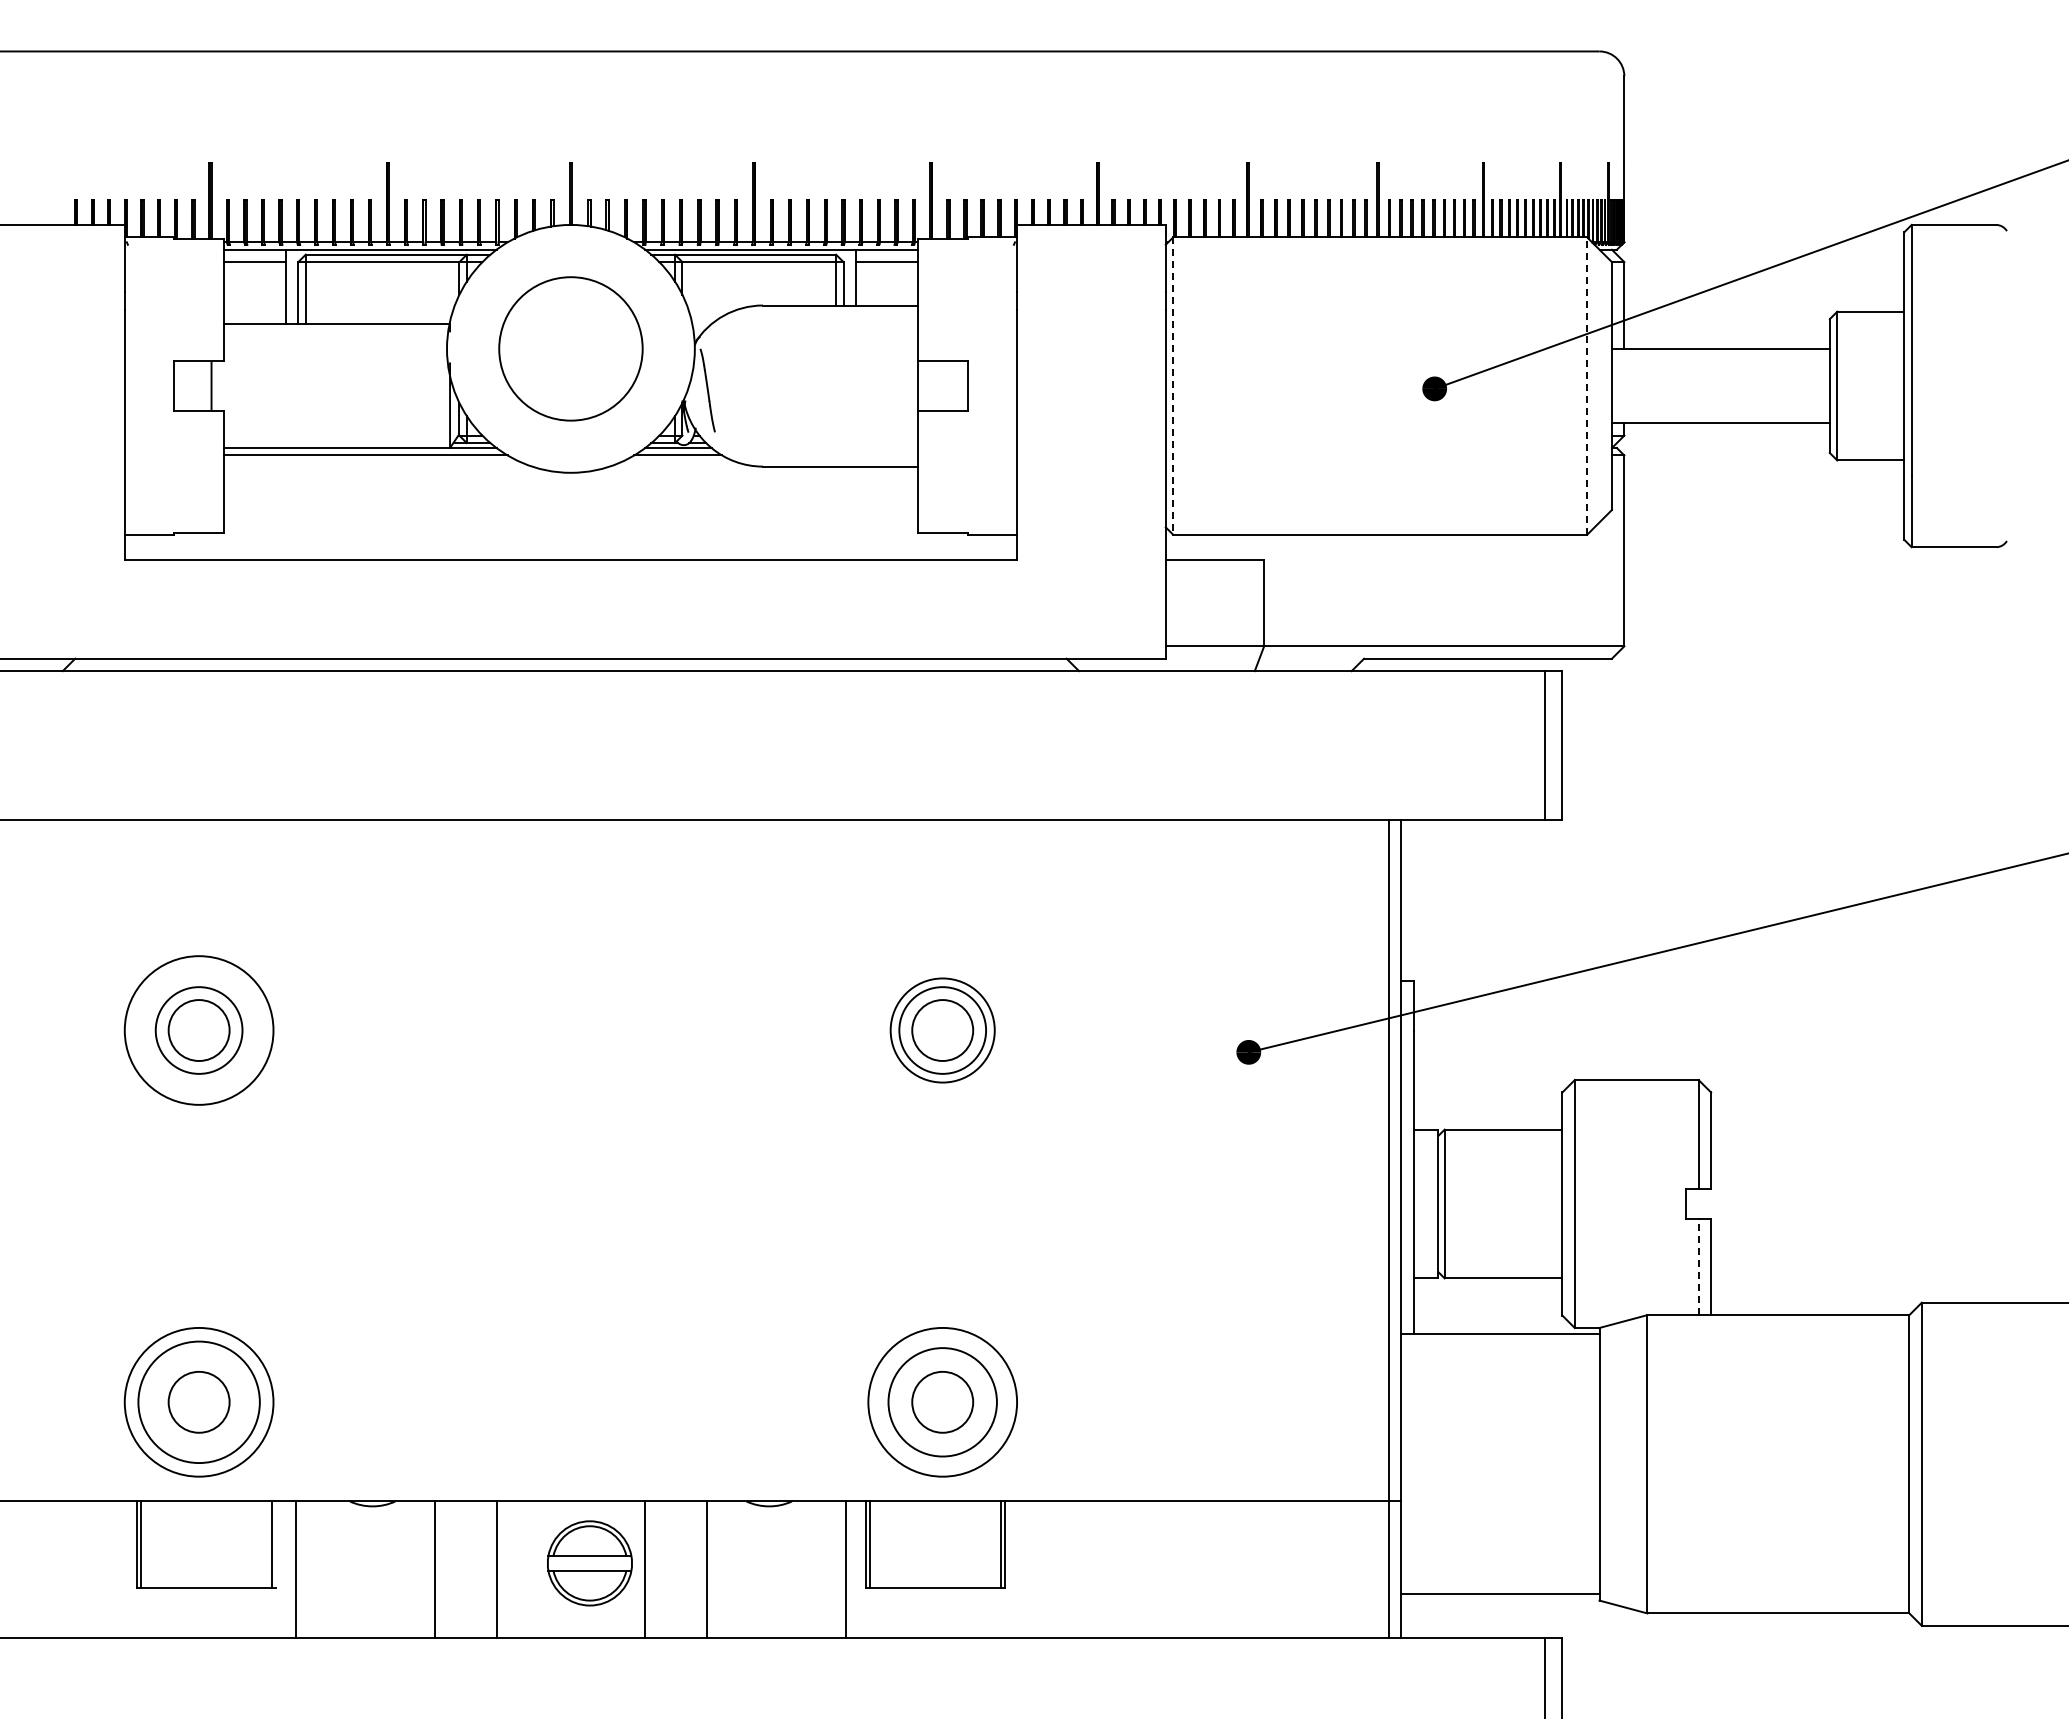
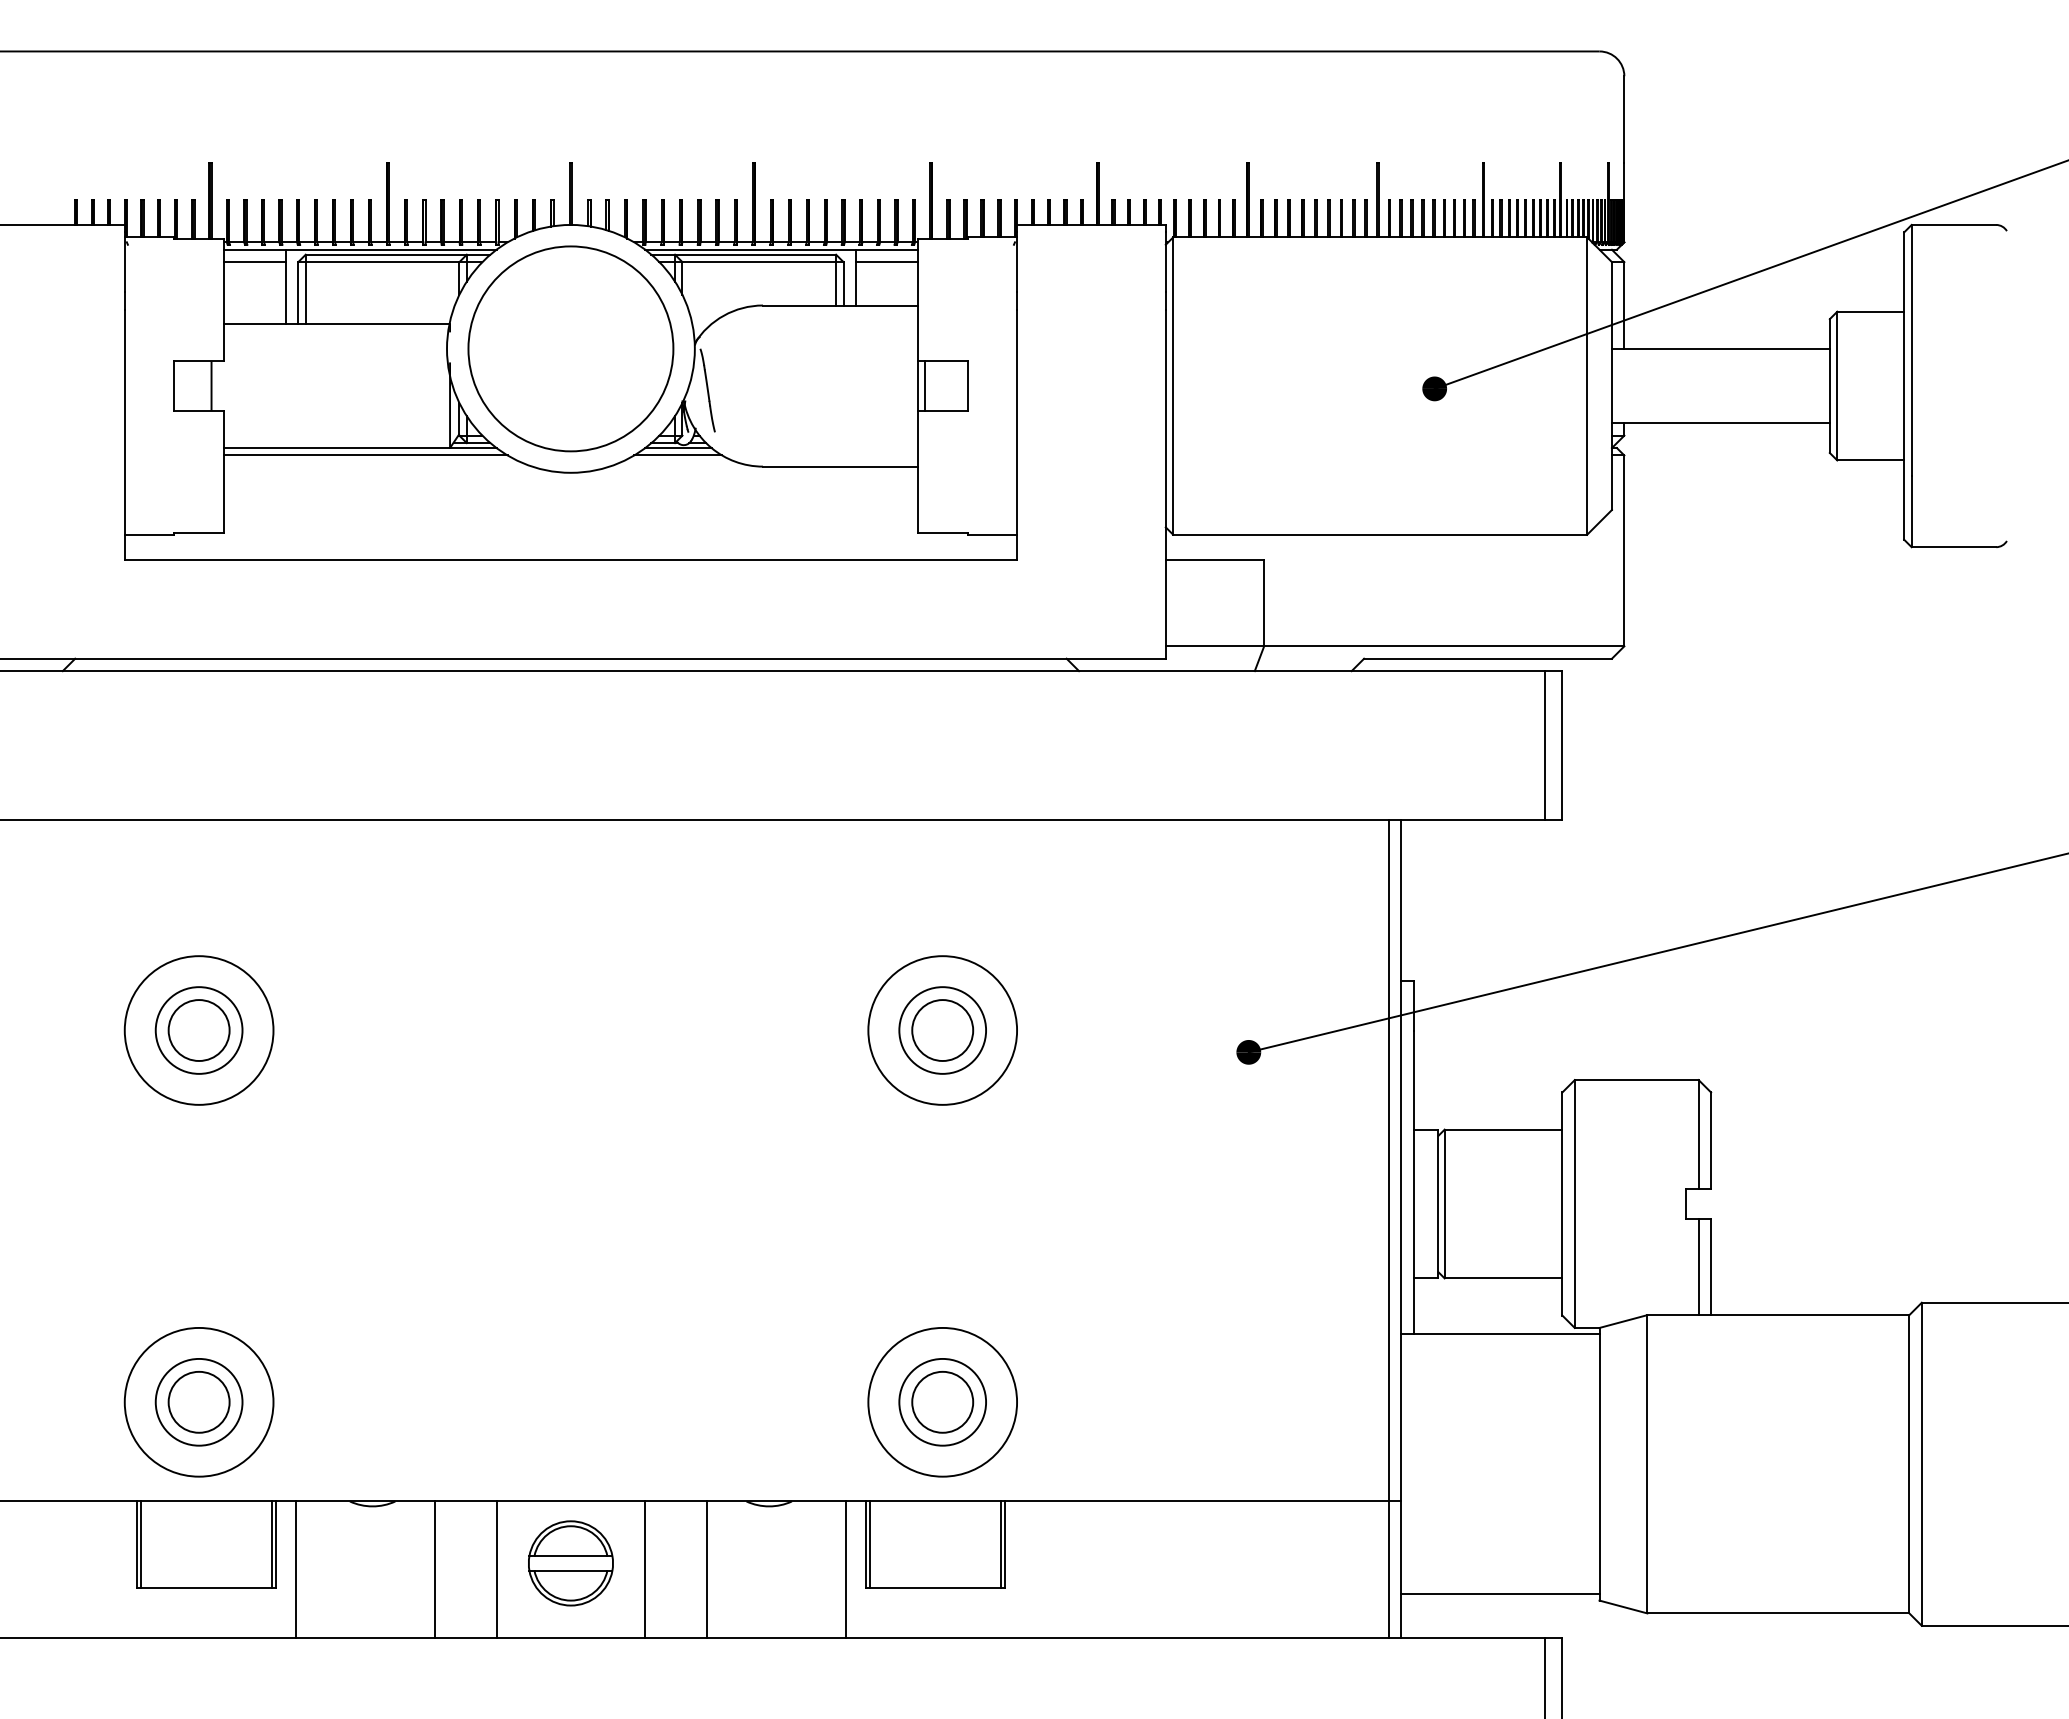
circle size: 146x146 px -> 208x208 px (570, 348)
line: none -> present (925, 385)
line: dashed -> solid (1173, 386)
line: dashed -> solid (1587, 386)
circle diameter: 104 px -> 149 px (942, 1030)
line: dashed -> solid (1698, 1266)
circle diameter: 121 px -> 87 px (198, 1401)
circle diameter: 108 px -> 87 px (942, 1401)
line: none -> present (275, 1544)
part position: (589, 1563) -> (570, 1563) (570, 1563)
